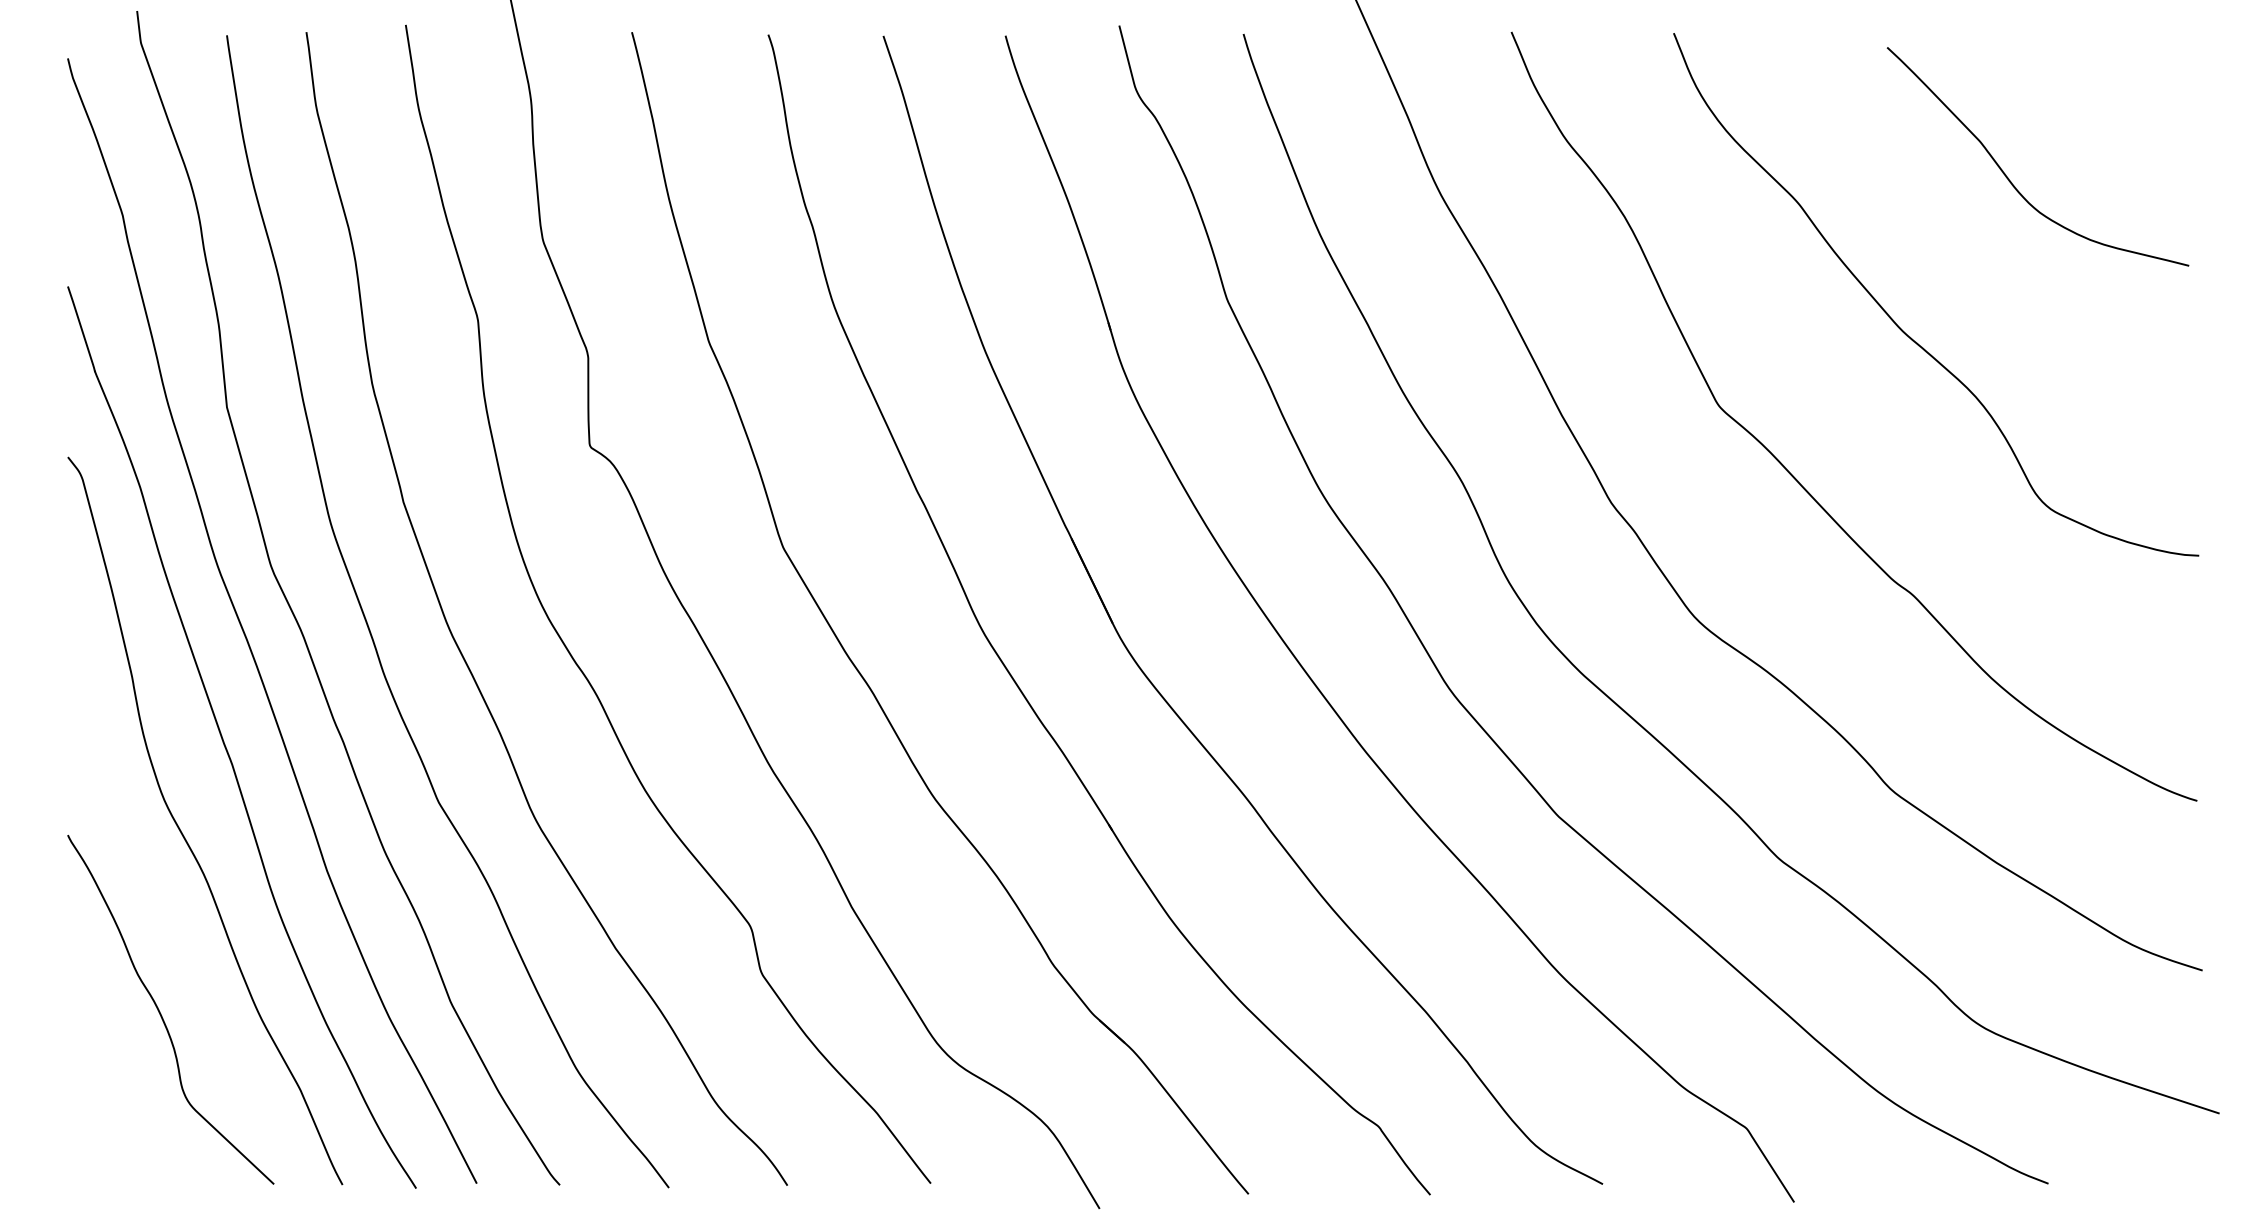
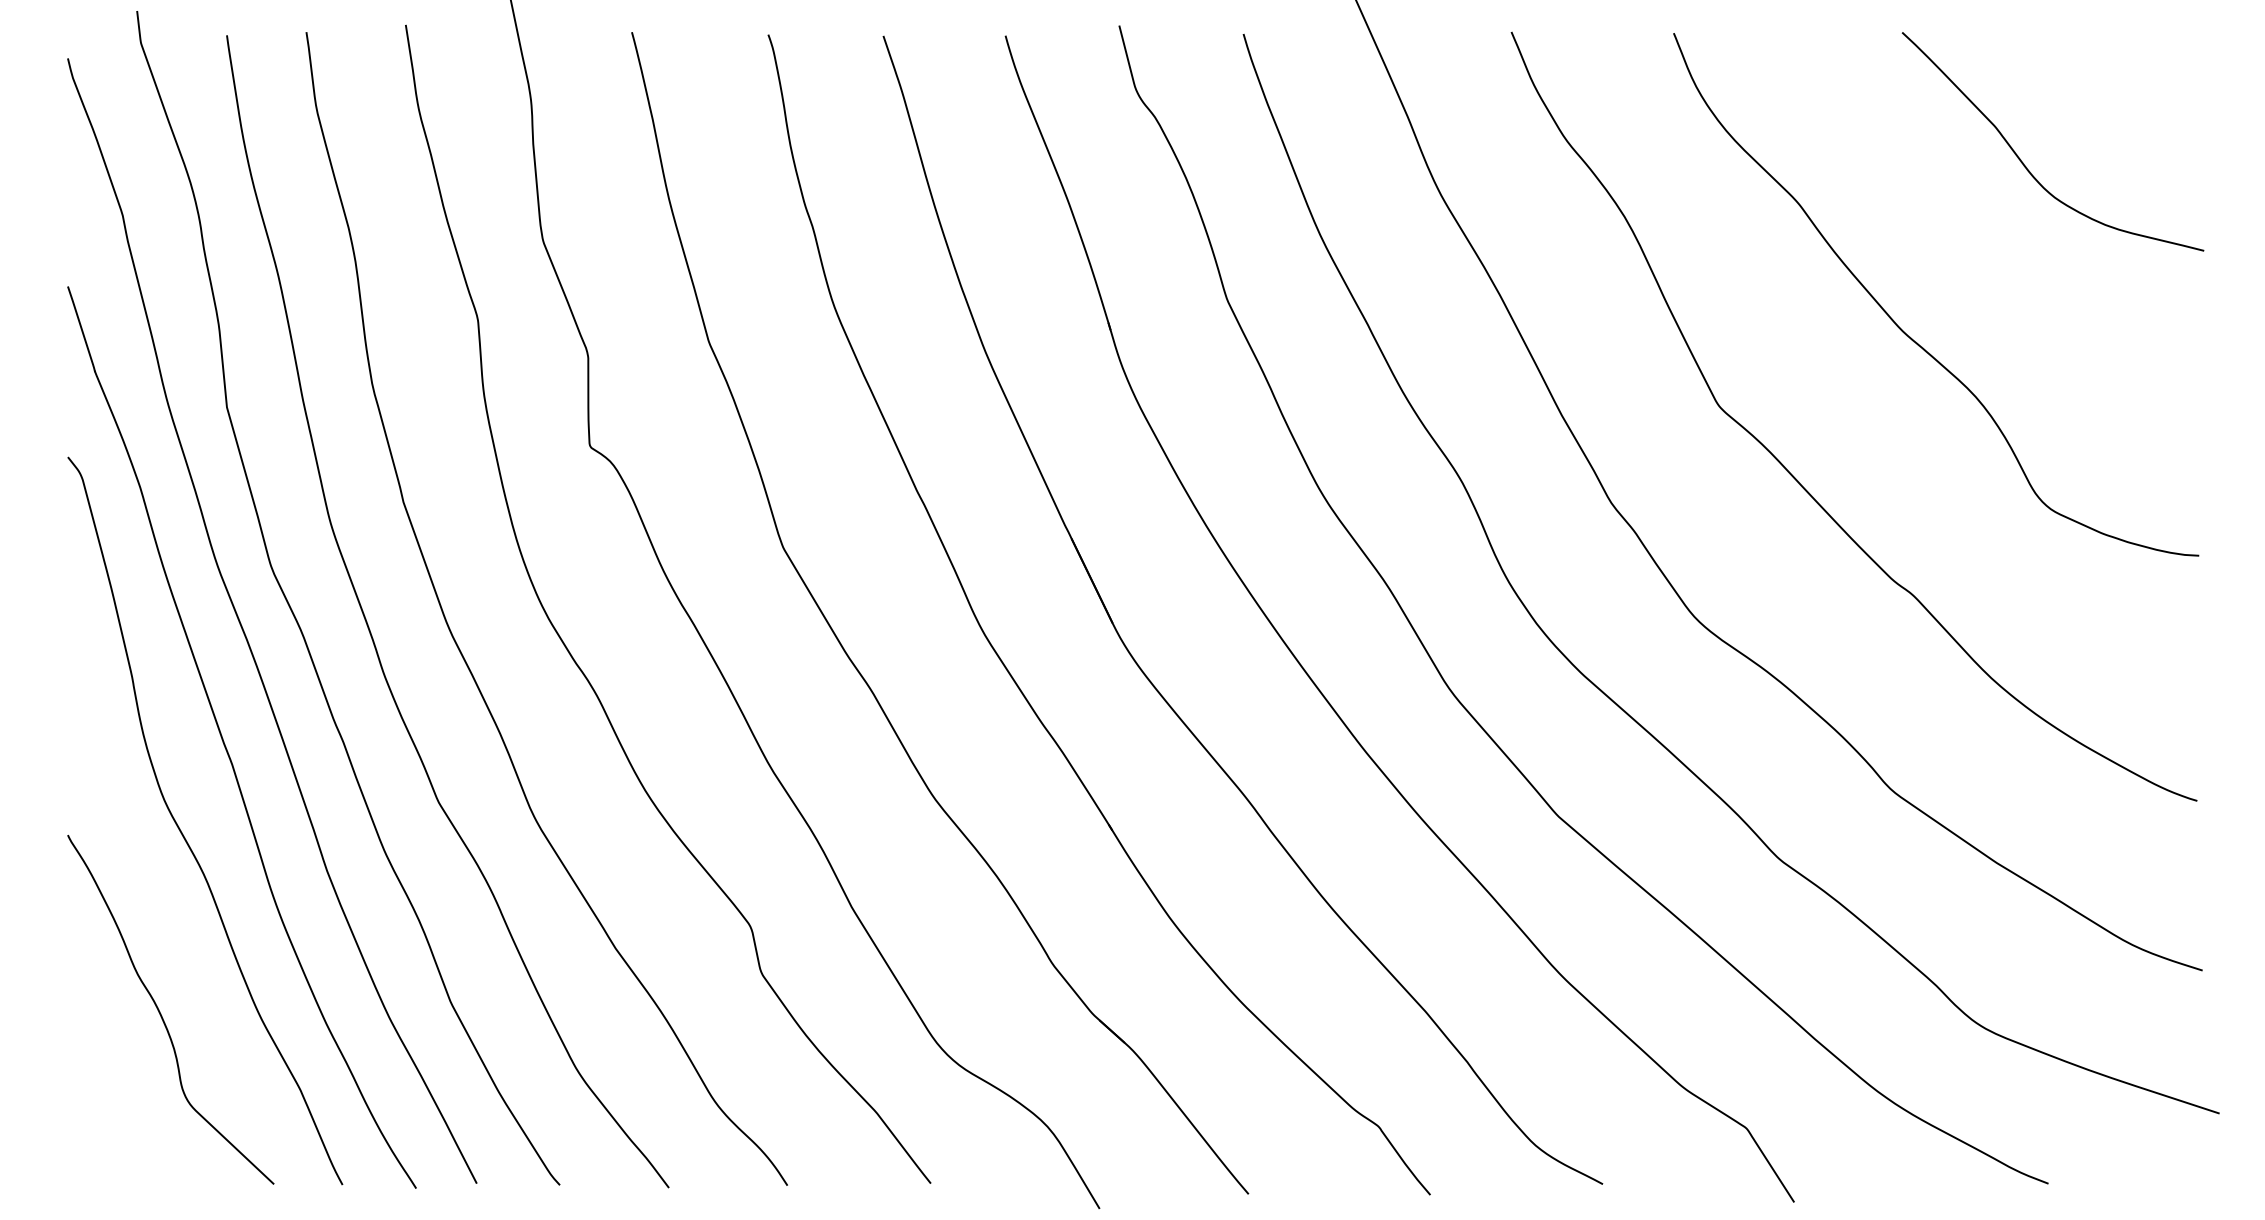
curve position: (2008, 177) -> (2023, 162) (2023, 162)
